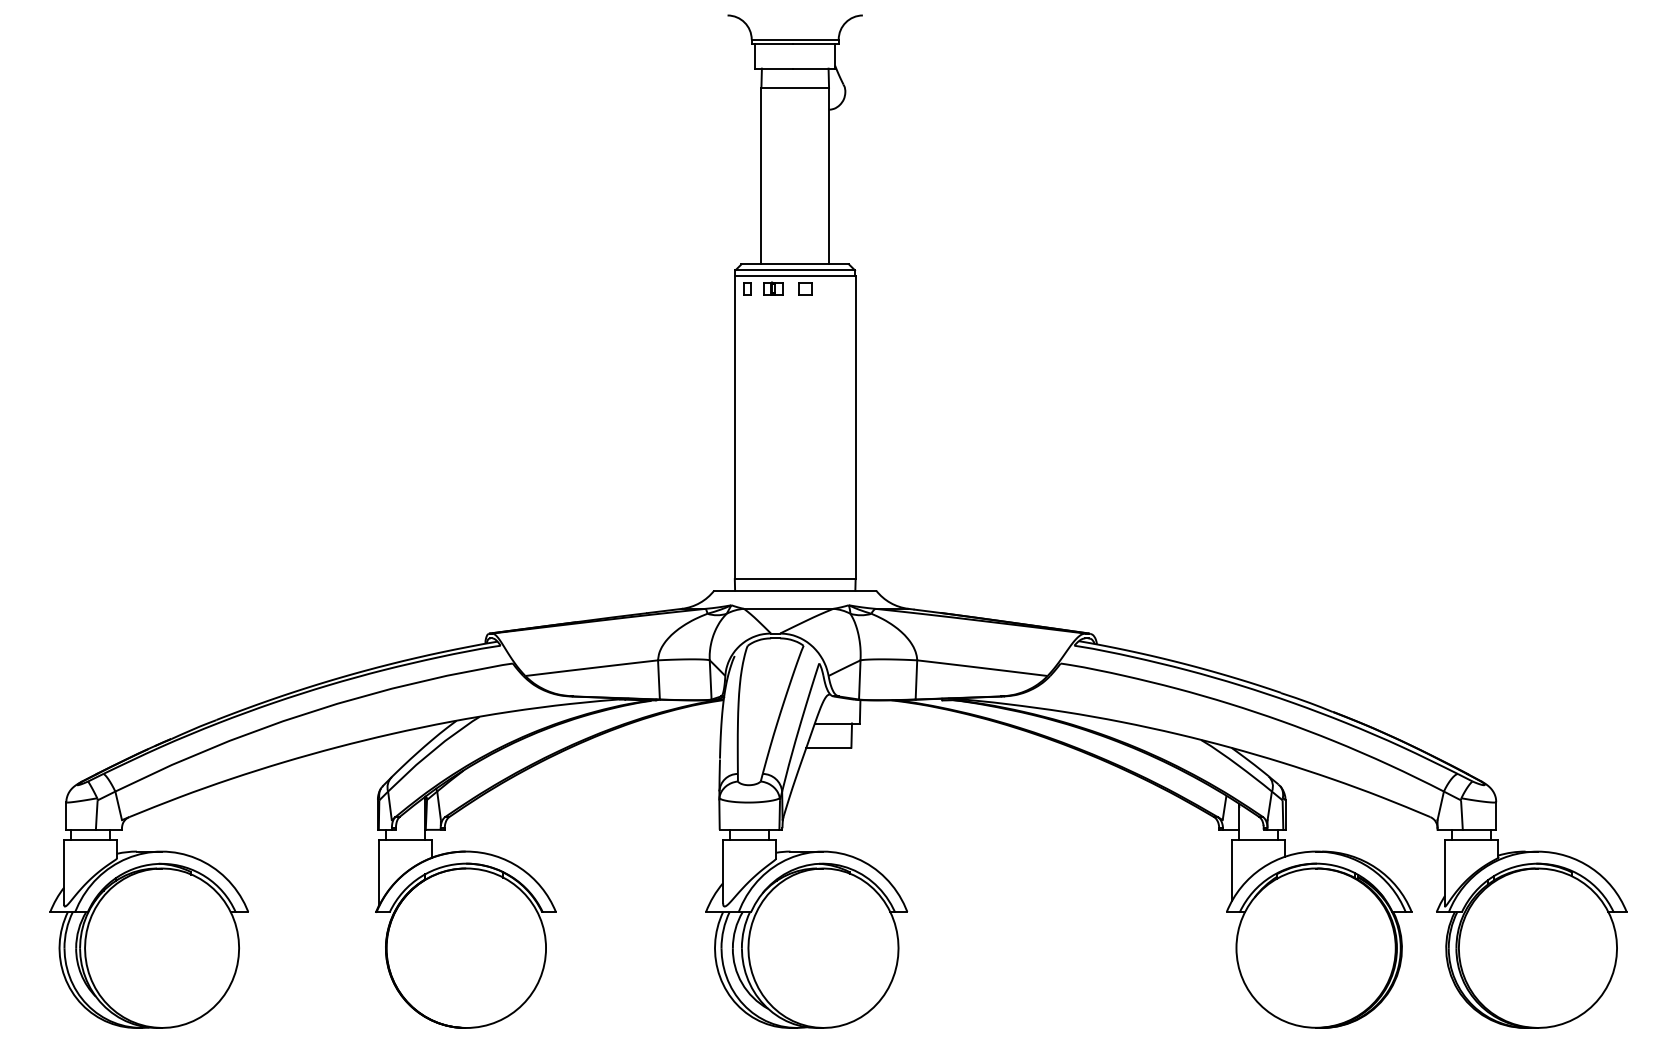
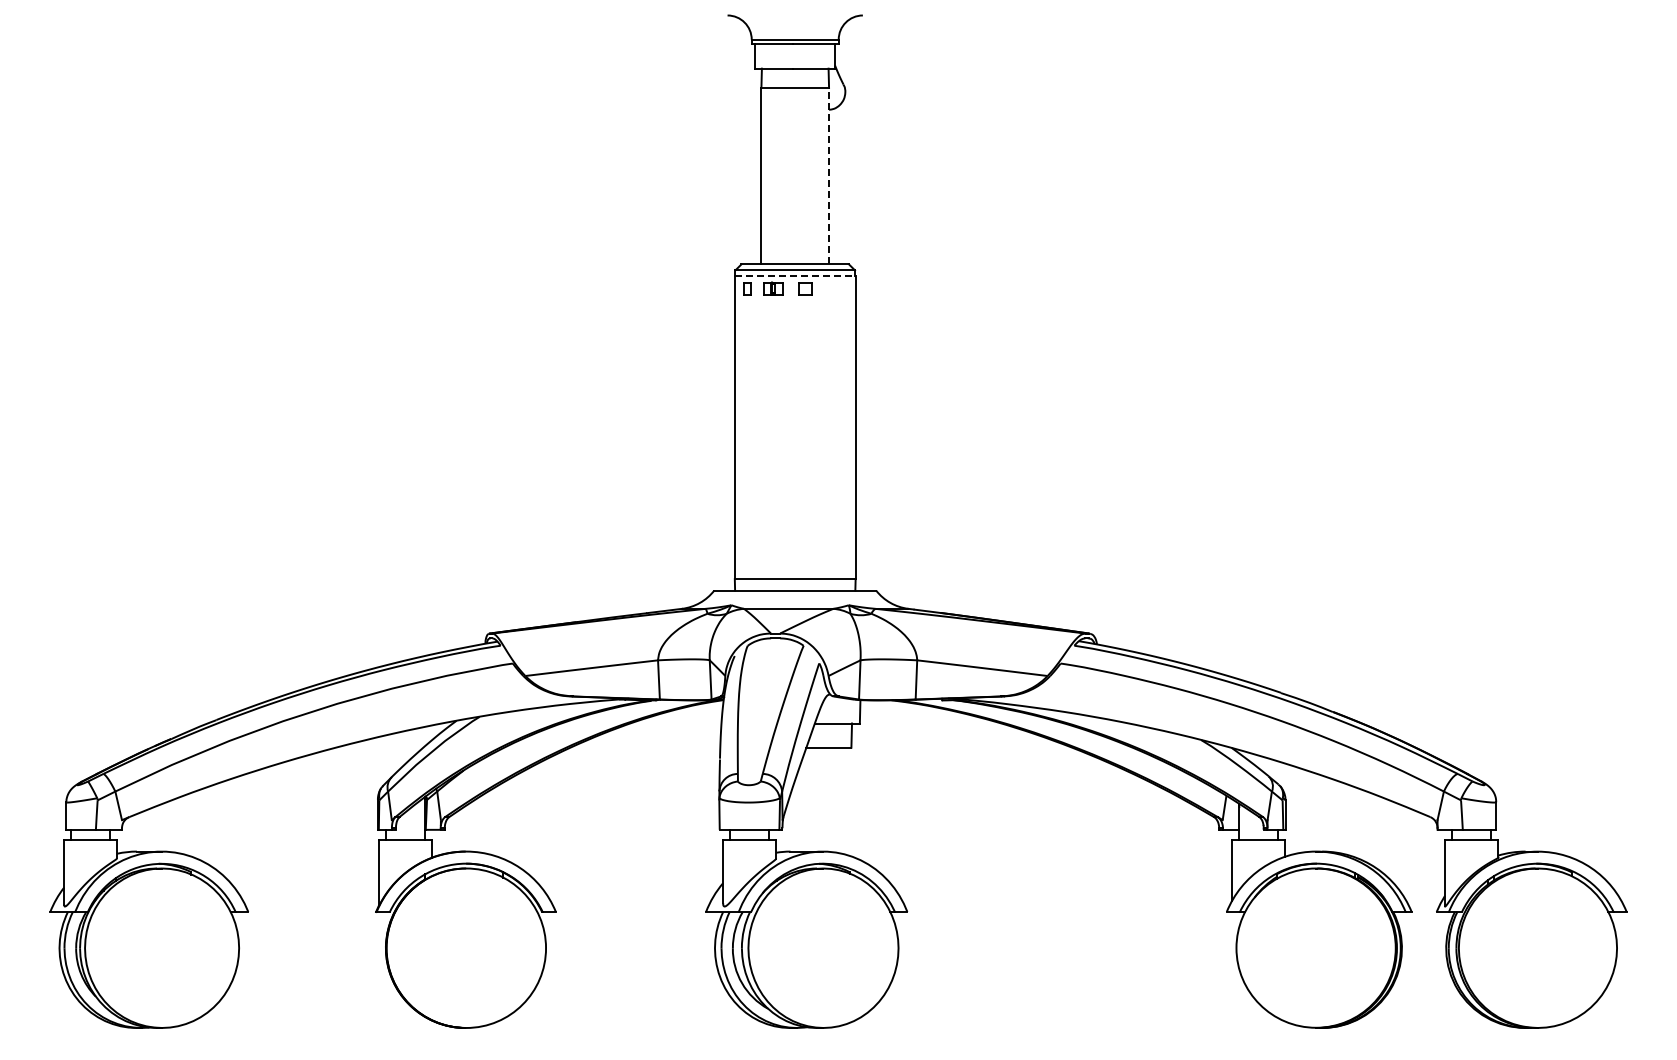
line: solid -> dashed (829, 175)
line: solid -> dashed (795, 276)
